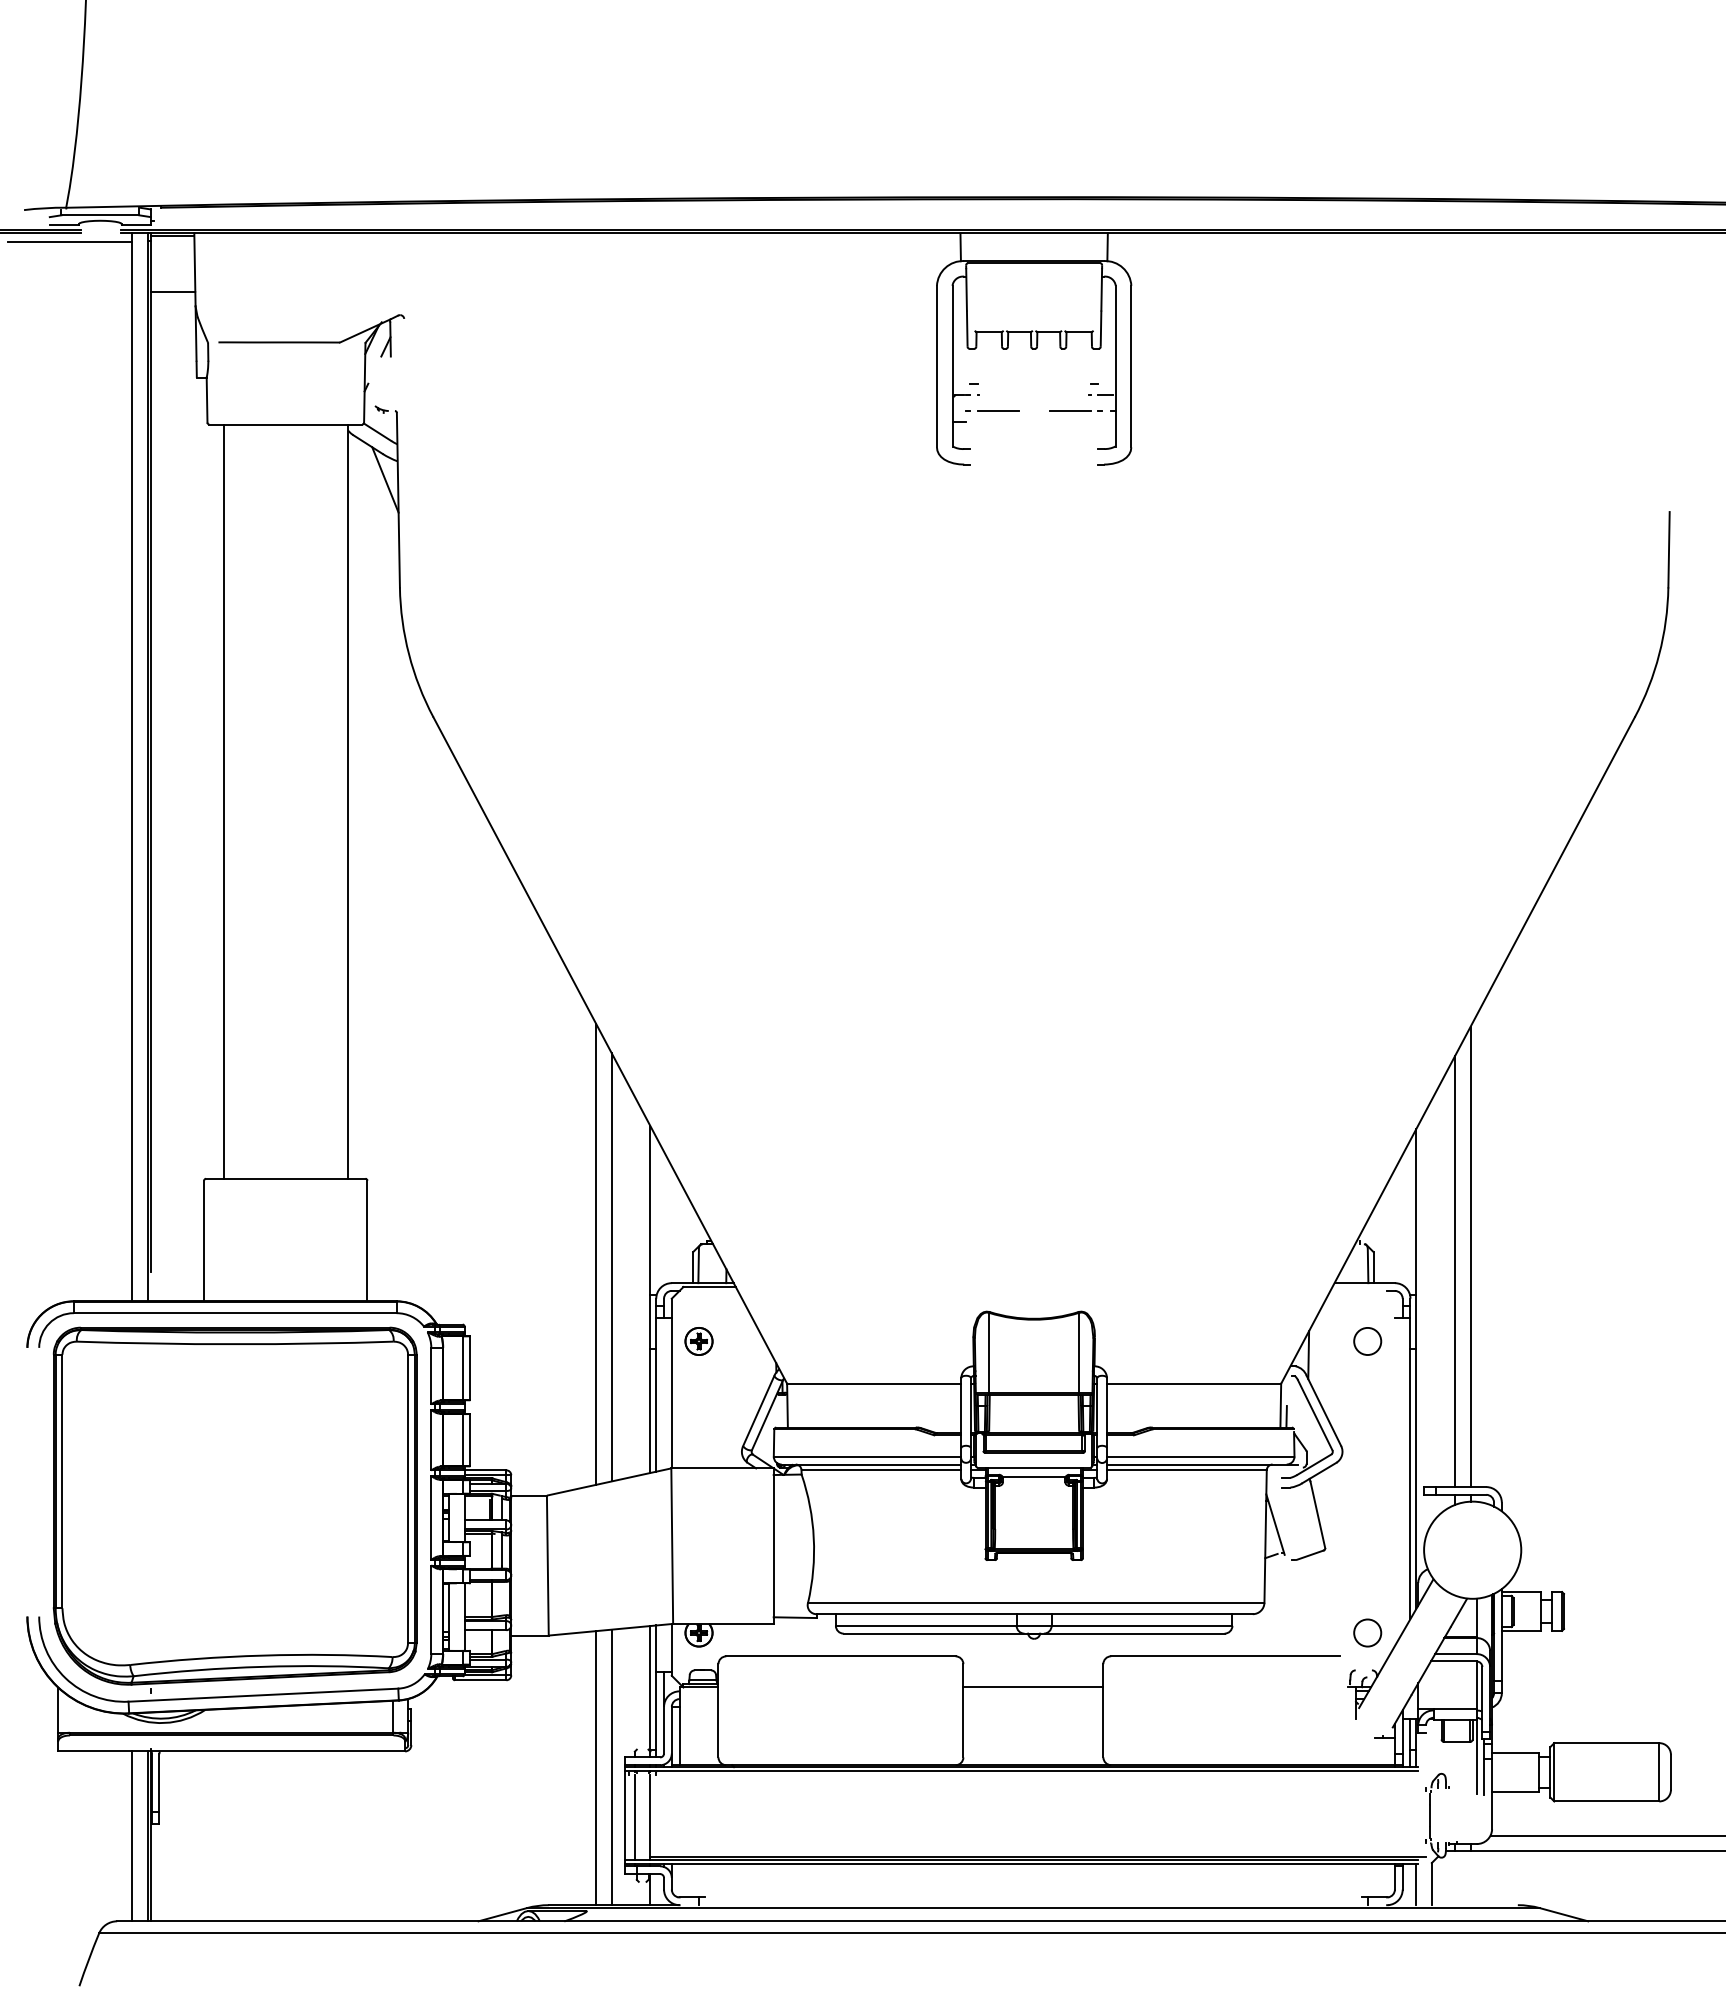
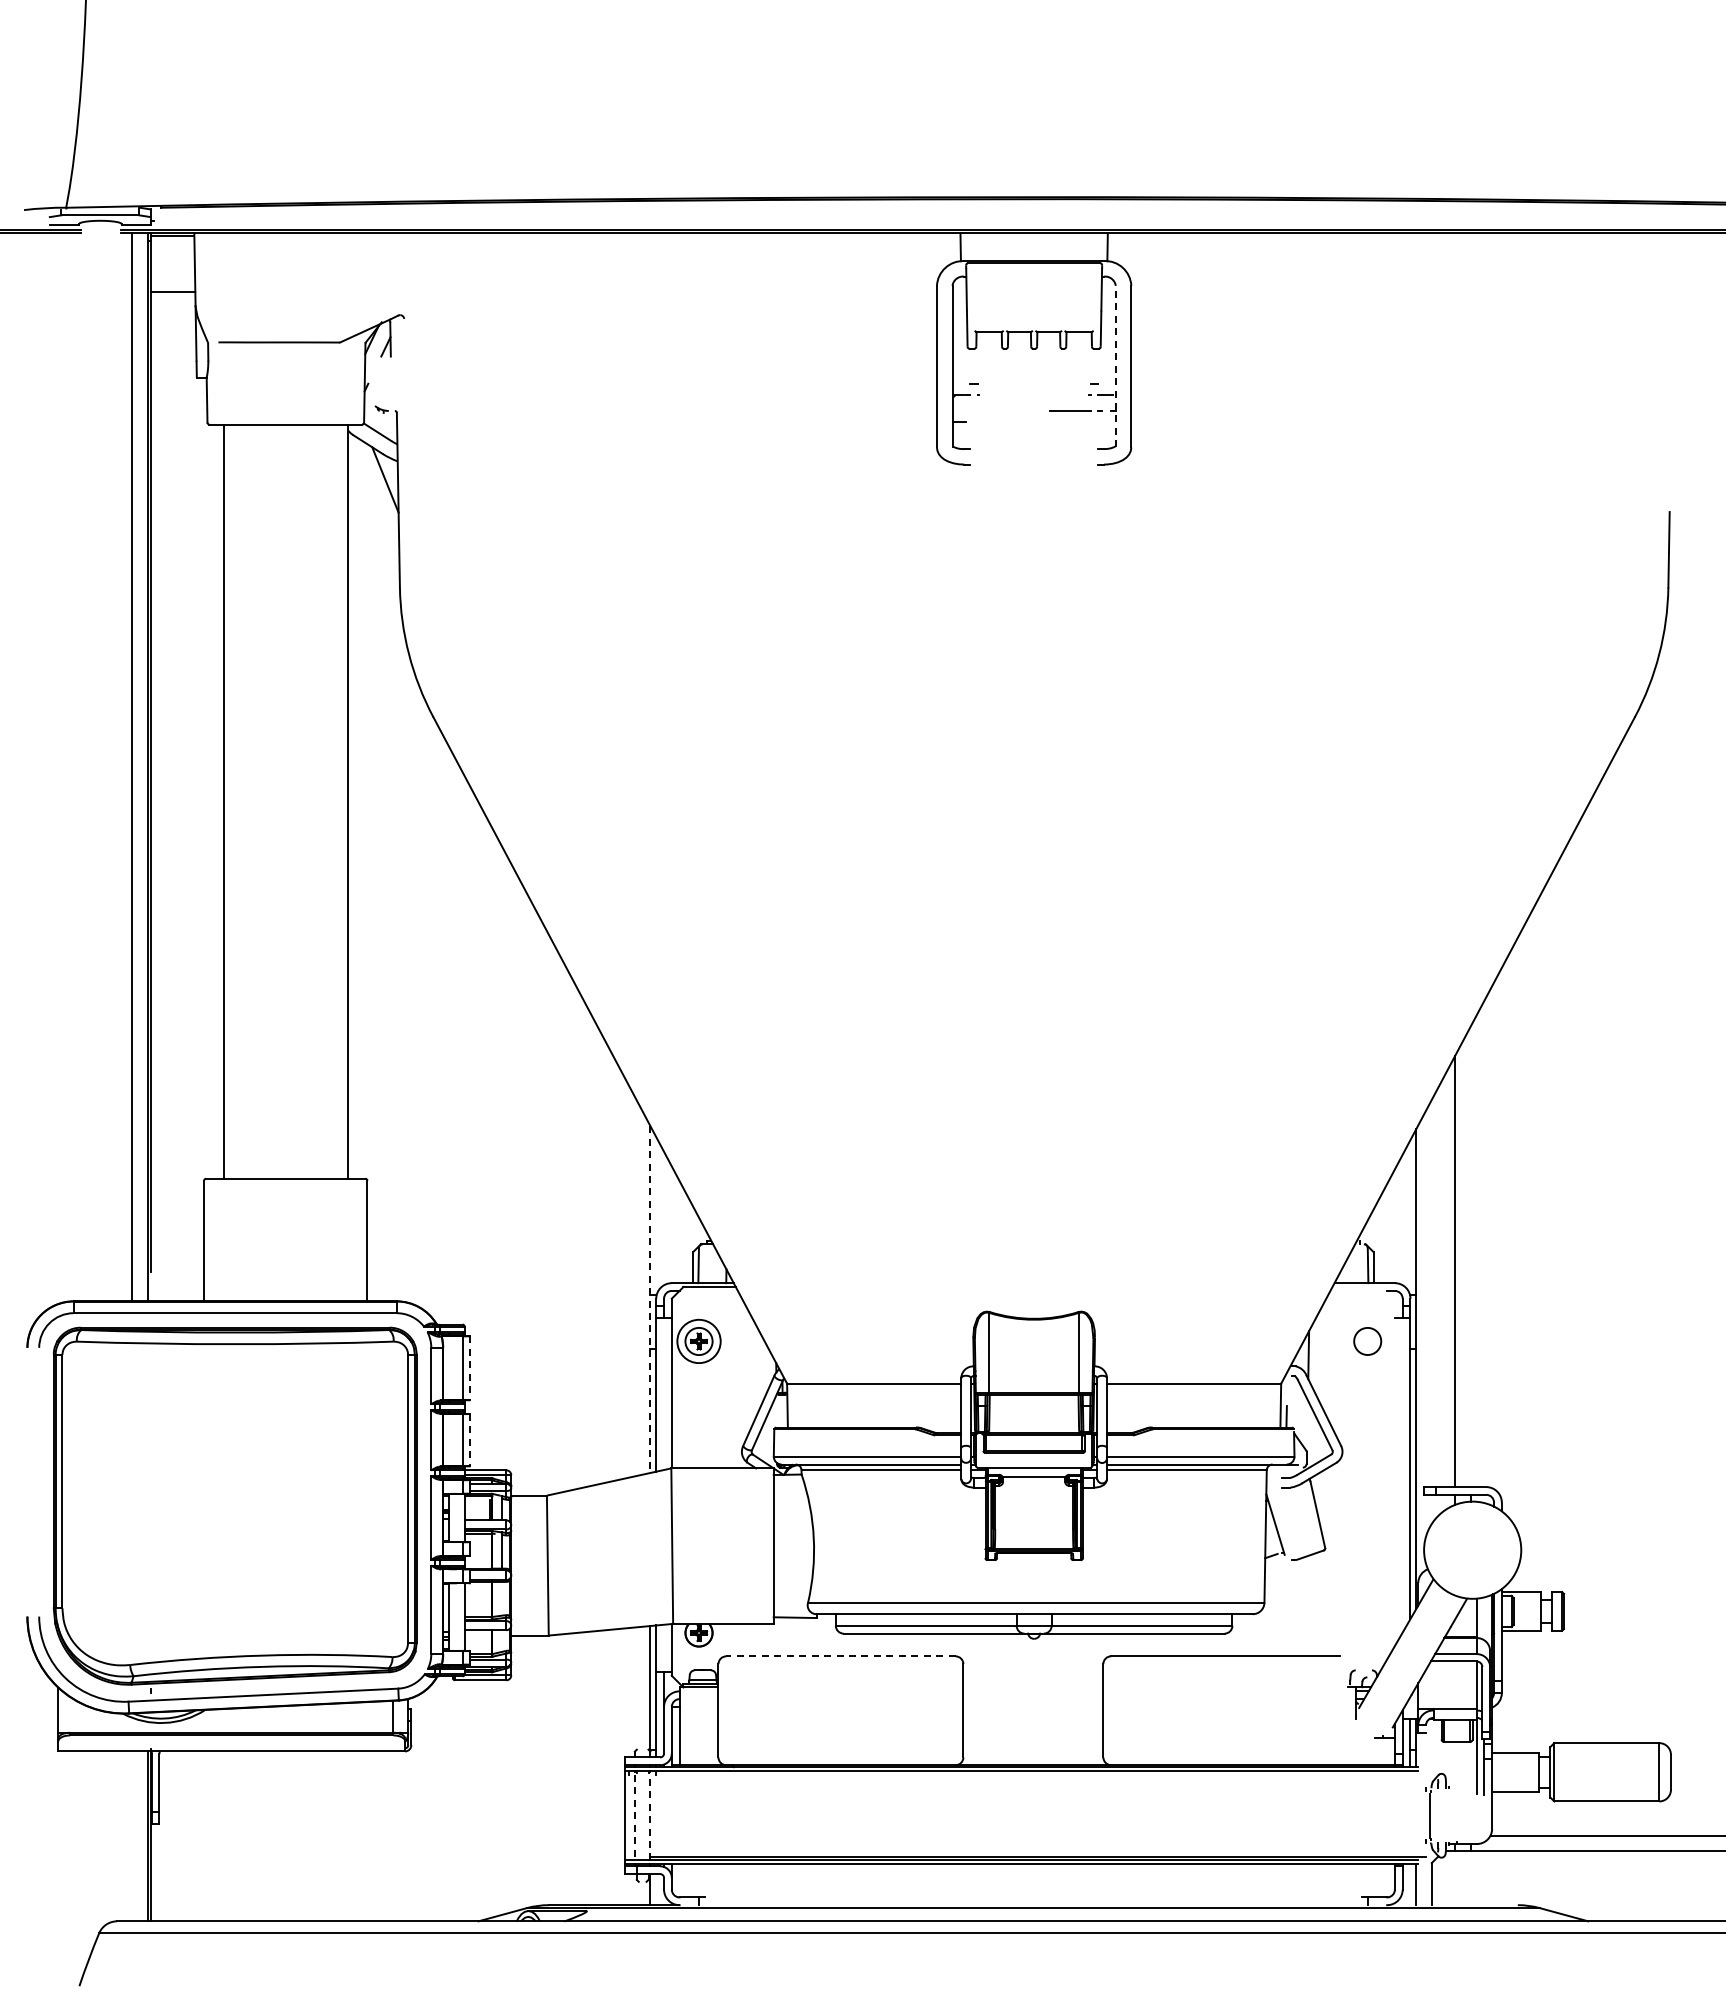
line: present -> none (69, 241)
line: solid -> dashed (1115, 366)
line: present -> none (992, 410)
line: present -> none (596, 1253)
line: present -> none (1470, 1256)
line: present -> none (611, 1266)
line: solid -> dashed (650, 1300)
circle diameter: 27 px -> 43 px (698, 1341)
line: solid -> dashed (470, 1368)
line: solid -> dashed (470, 1440)
circle: present -> none (1367, 1632)
line: solid -> dashed (840, 1656)
line: present -> none (1033, 1687)
line: present -> none (611, 1767)
line: present -> none (596, 1768)
line: solid -> dashed (634, 1817)
line: solid -> dashed (650, 1817)
line: present -> none (132, 1836)
